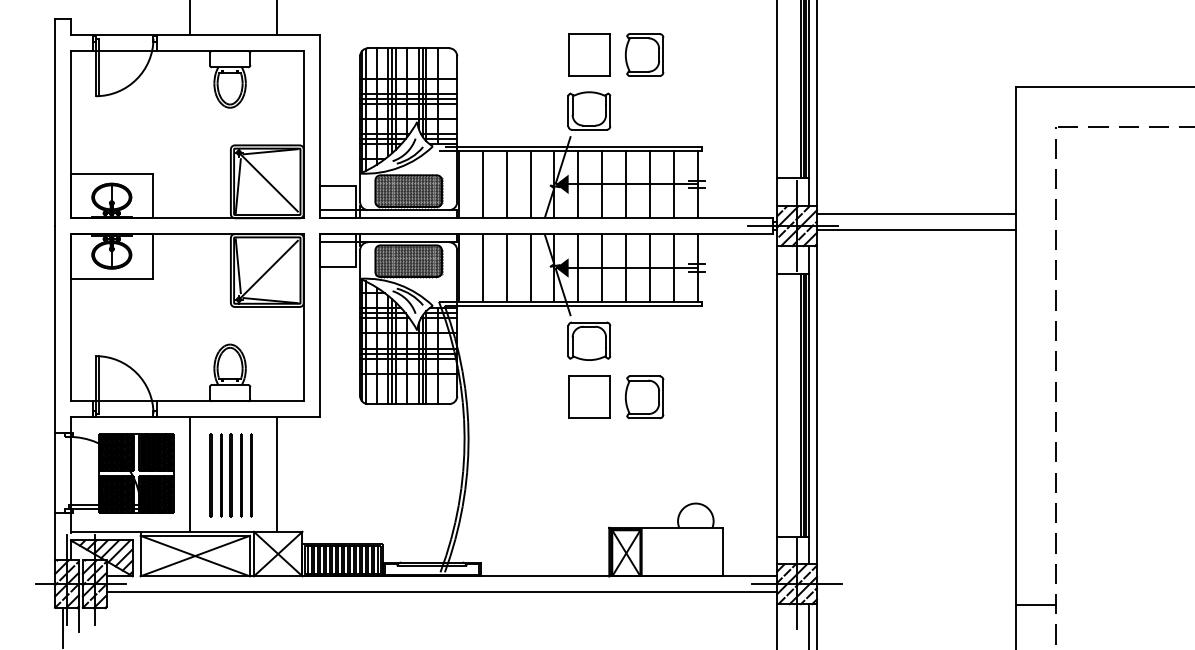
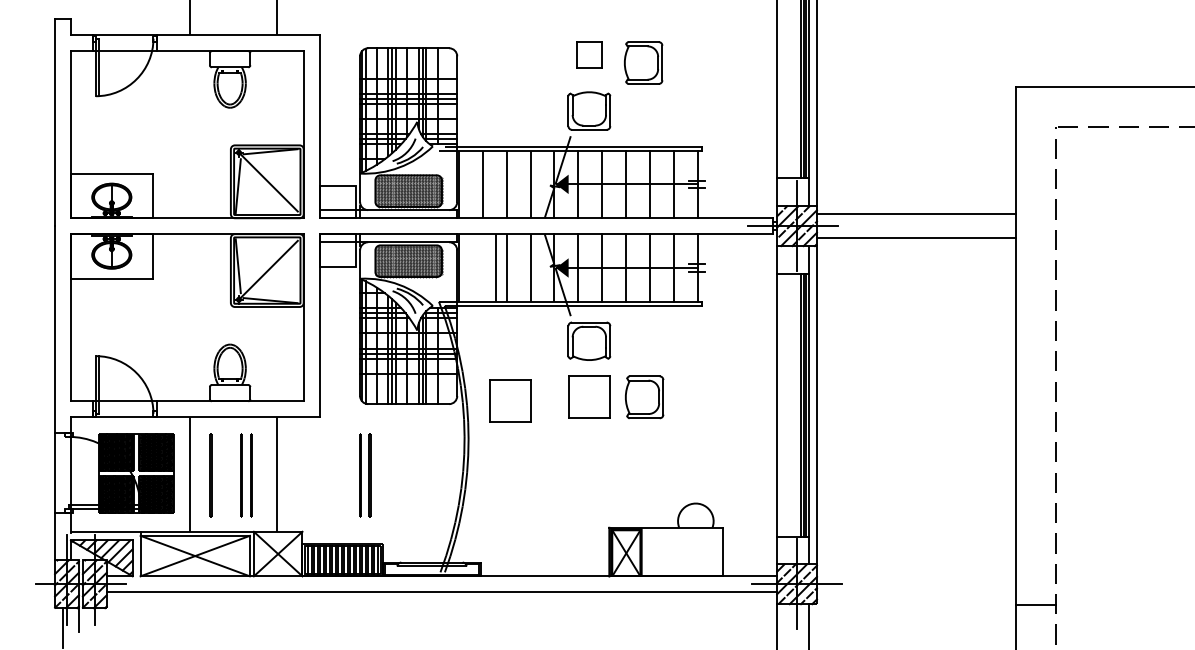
part size: 43x44 px -> 27x28 px (589, 54)
part position: (644, 54) -> (643, 62) (643, 62)
line position: (916, 230) -> (916, 238) (916, 238)
line position: (482, 267) -> (495, 267) (495, 267)
part: none -> present (510, 400)
part position: (226, 475) -> (365, 475) (365, 475)
line: present -> none (816, 624)
